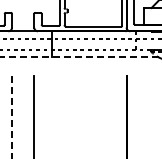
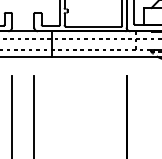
line: dashed -> solid (80, 57)
line: dashed -> solid (12, 117)
